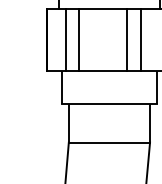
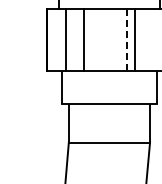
line position: (79, 39) -> (84, 39) (84, 39)
line: solid -> dashed (126, 39)
line position: (141, 39) -> (135, 39) (135, 39)
